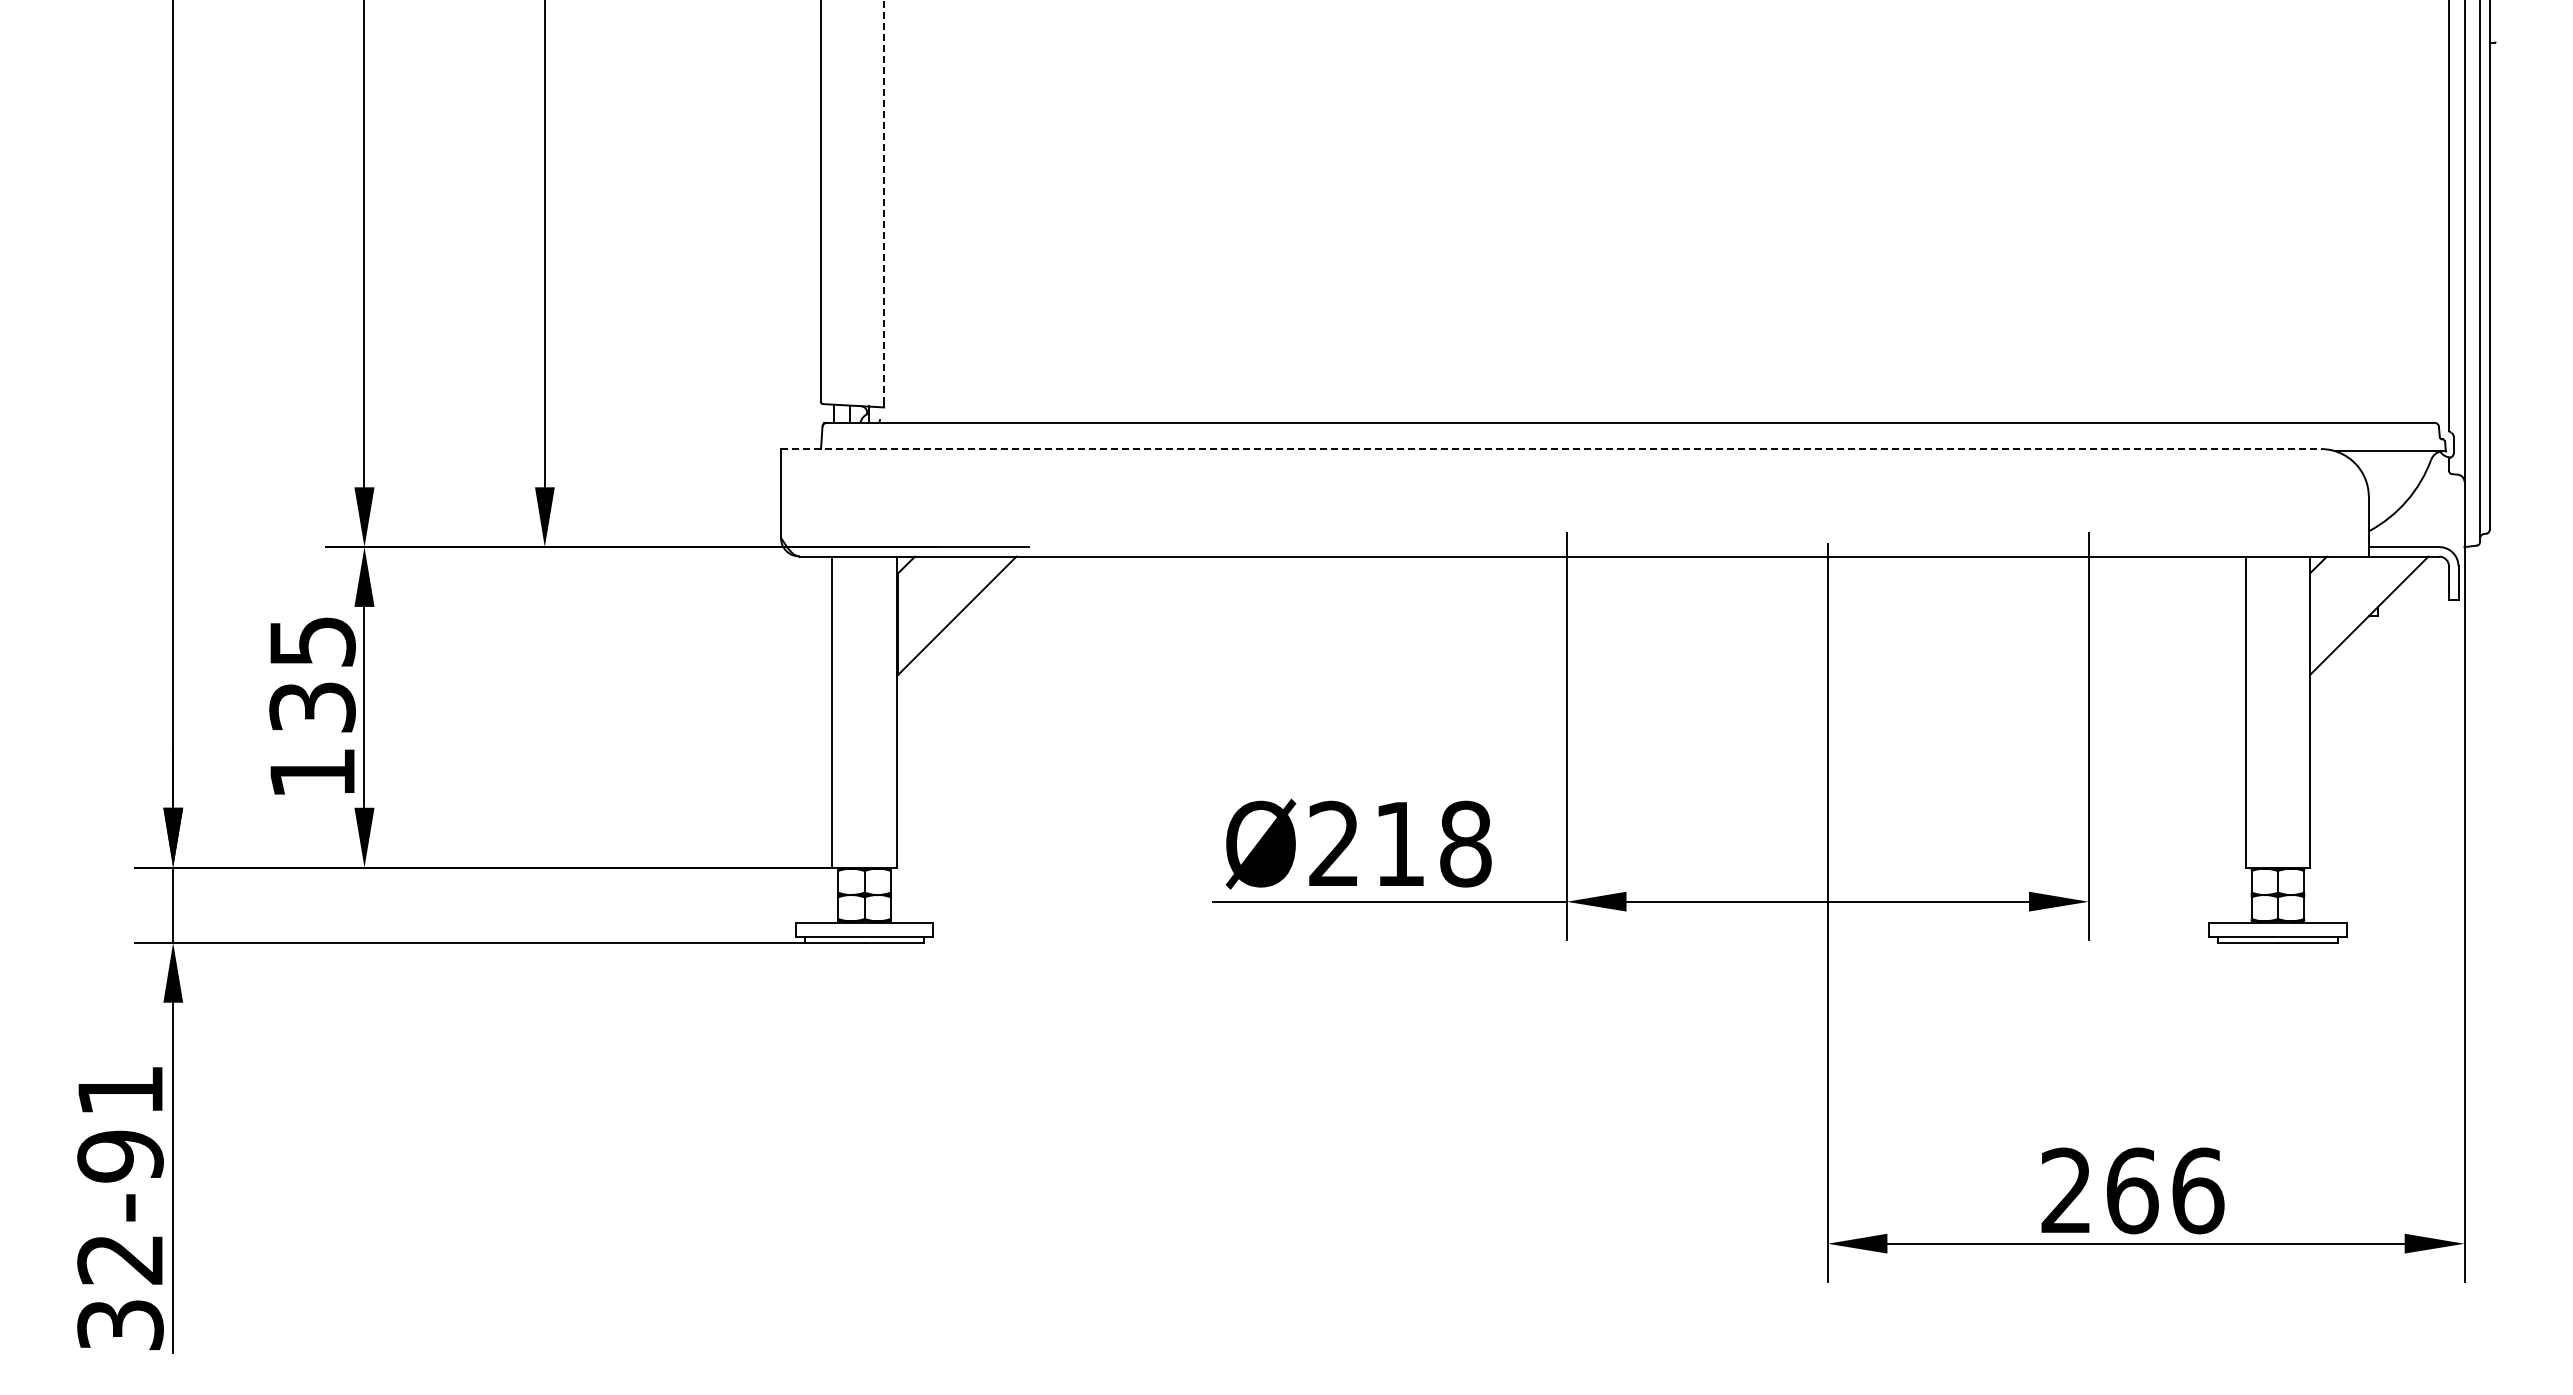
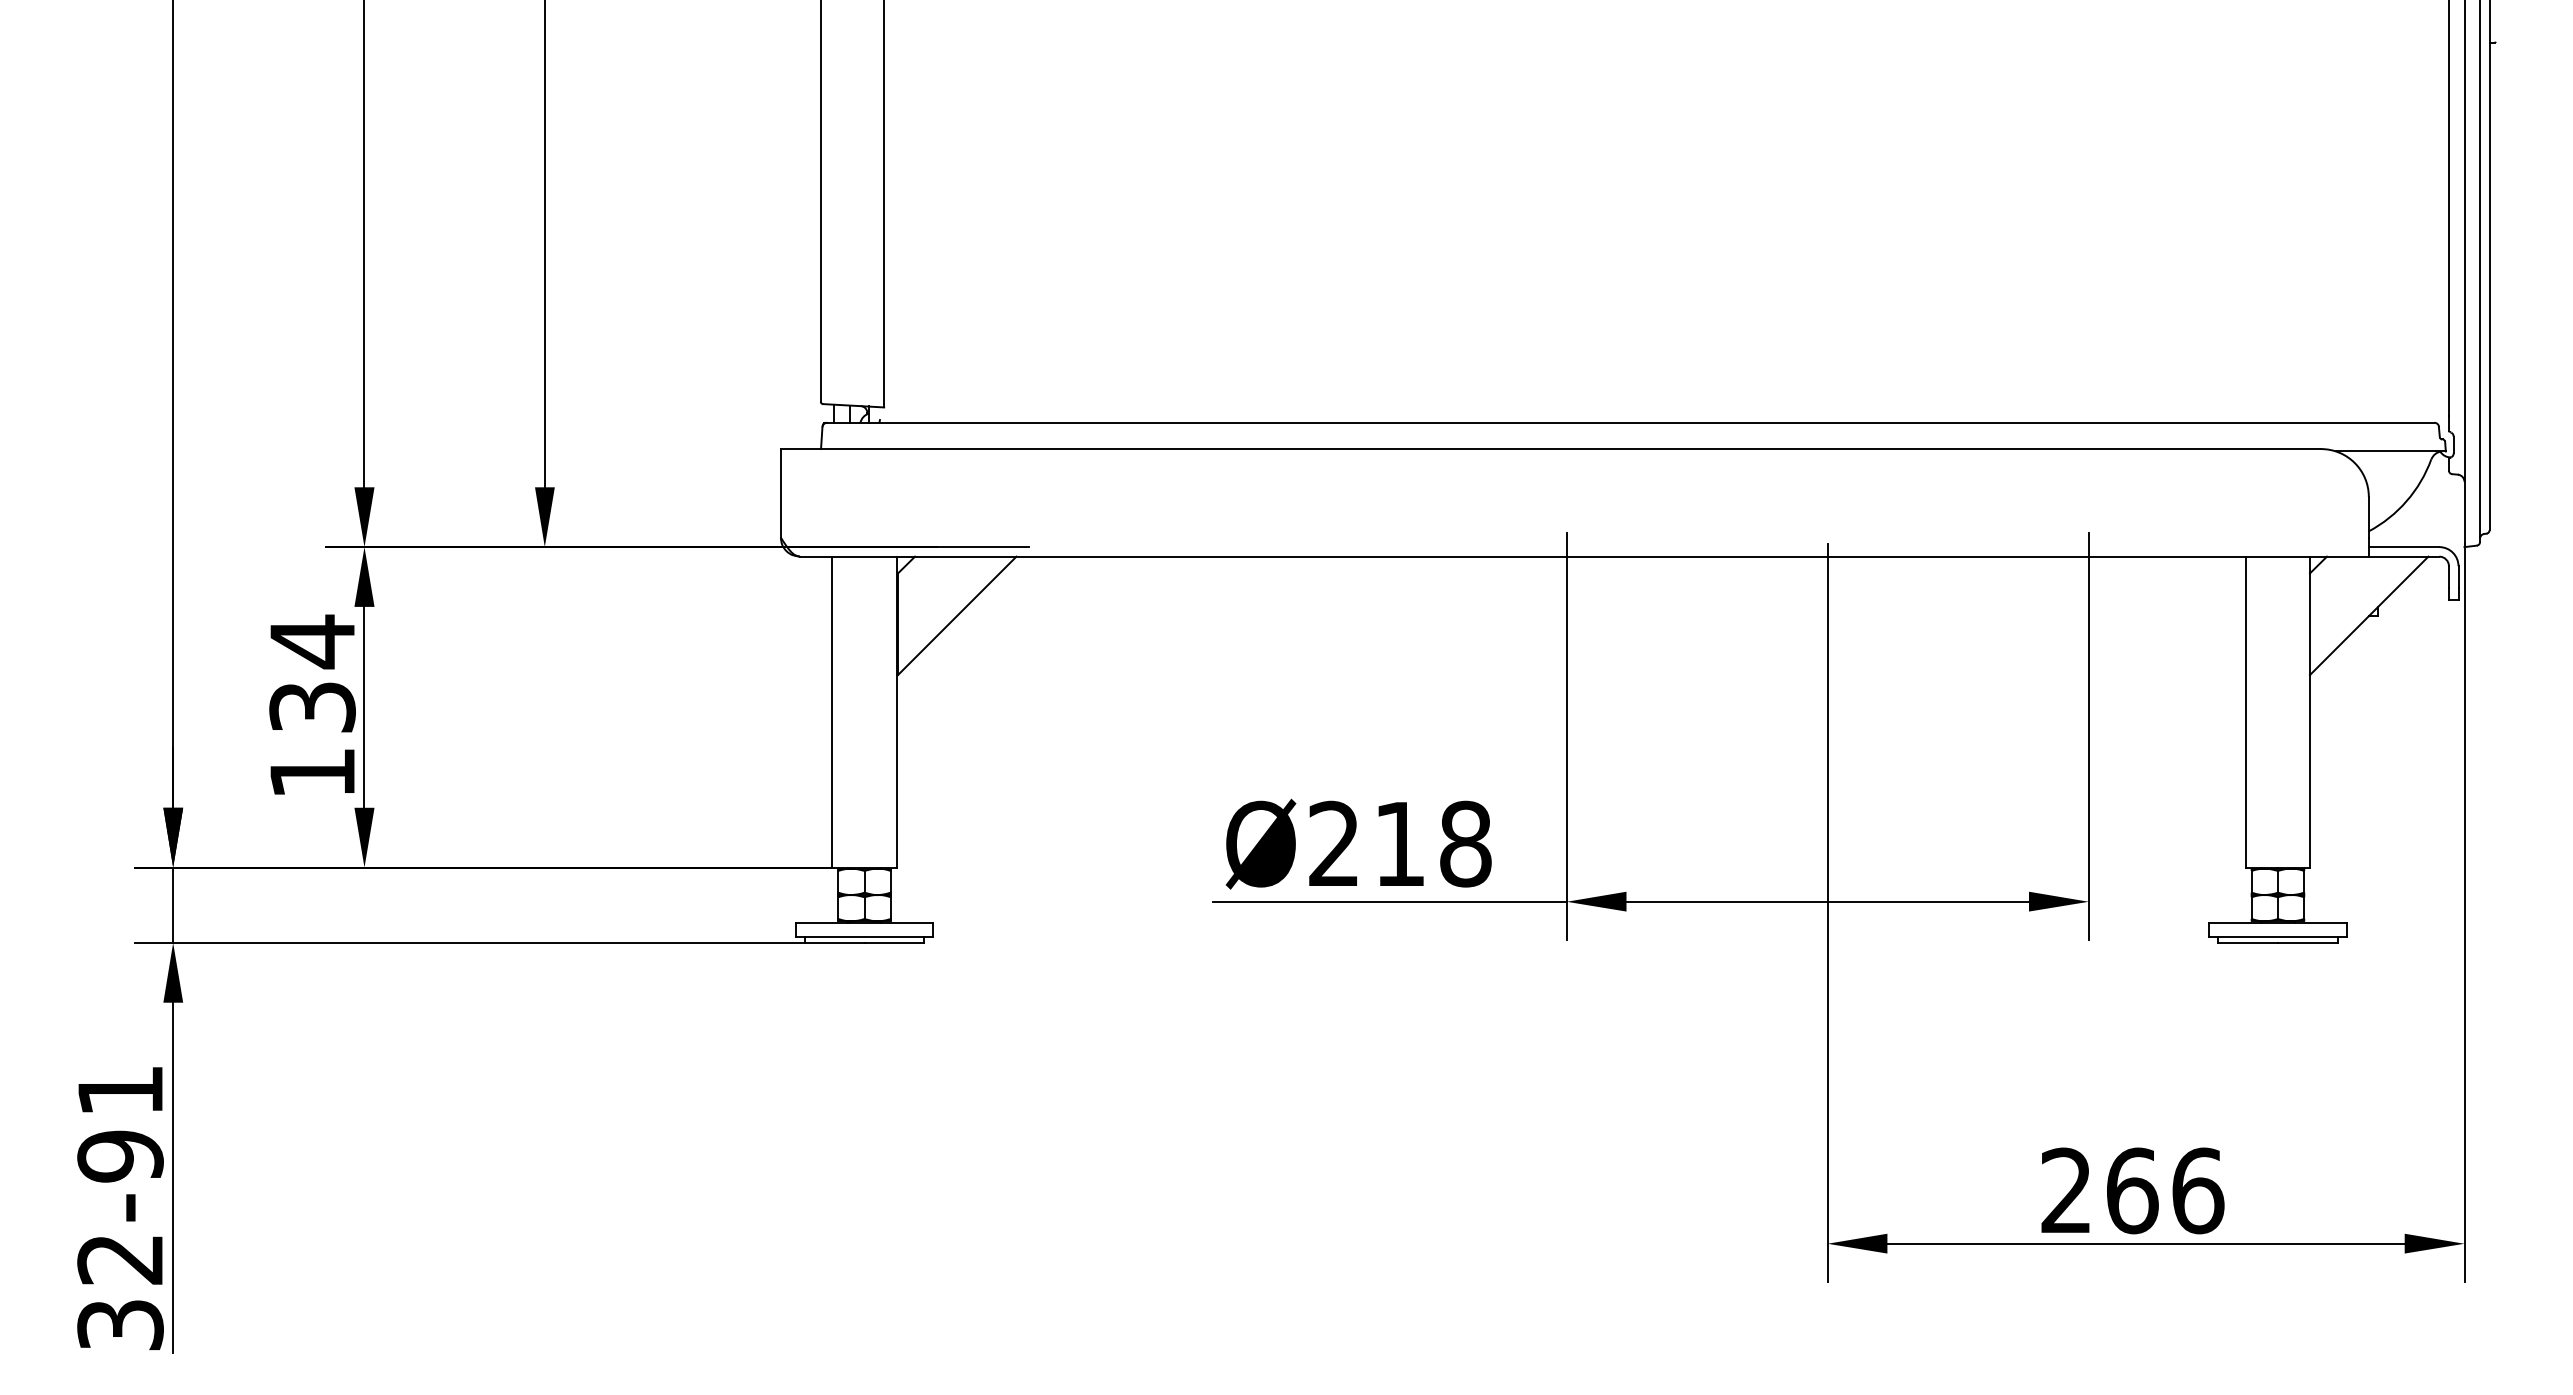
line: dashed -> solid (884, 201)
line: dashed -> solid (1551, 449)
text: 135 -> 134 (312, 641)
